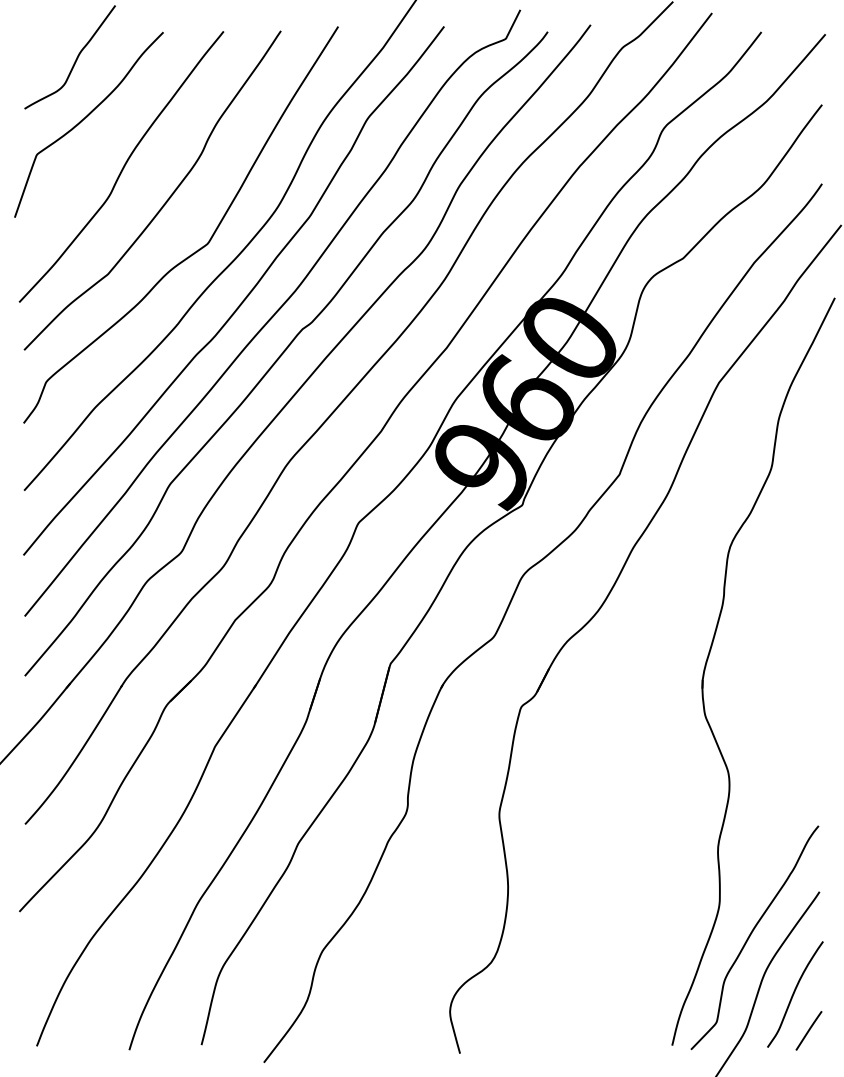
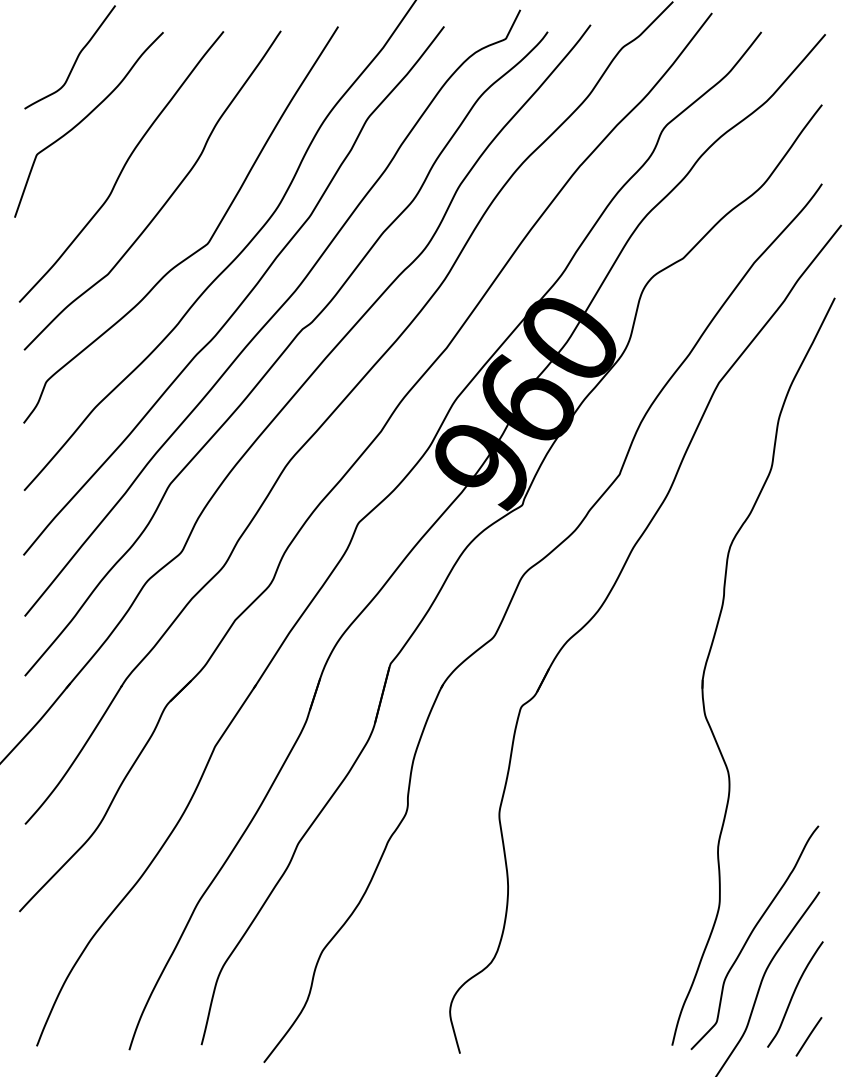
line position: (808, 1030) -> (808, 1036) (808, 1036)
